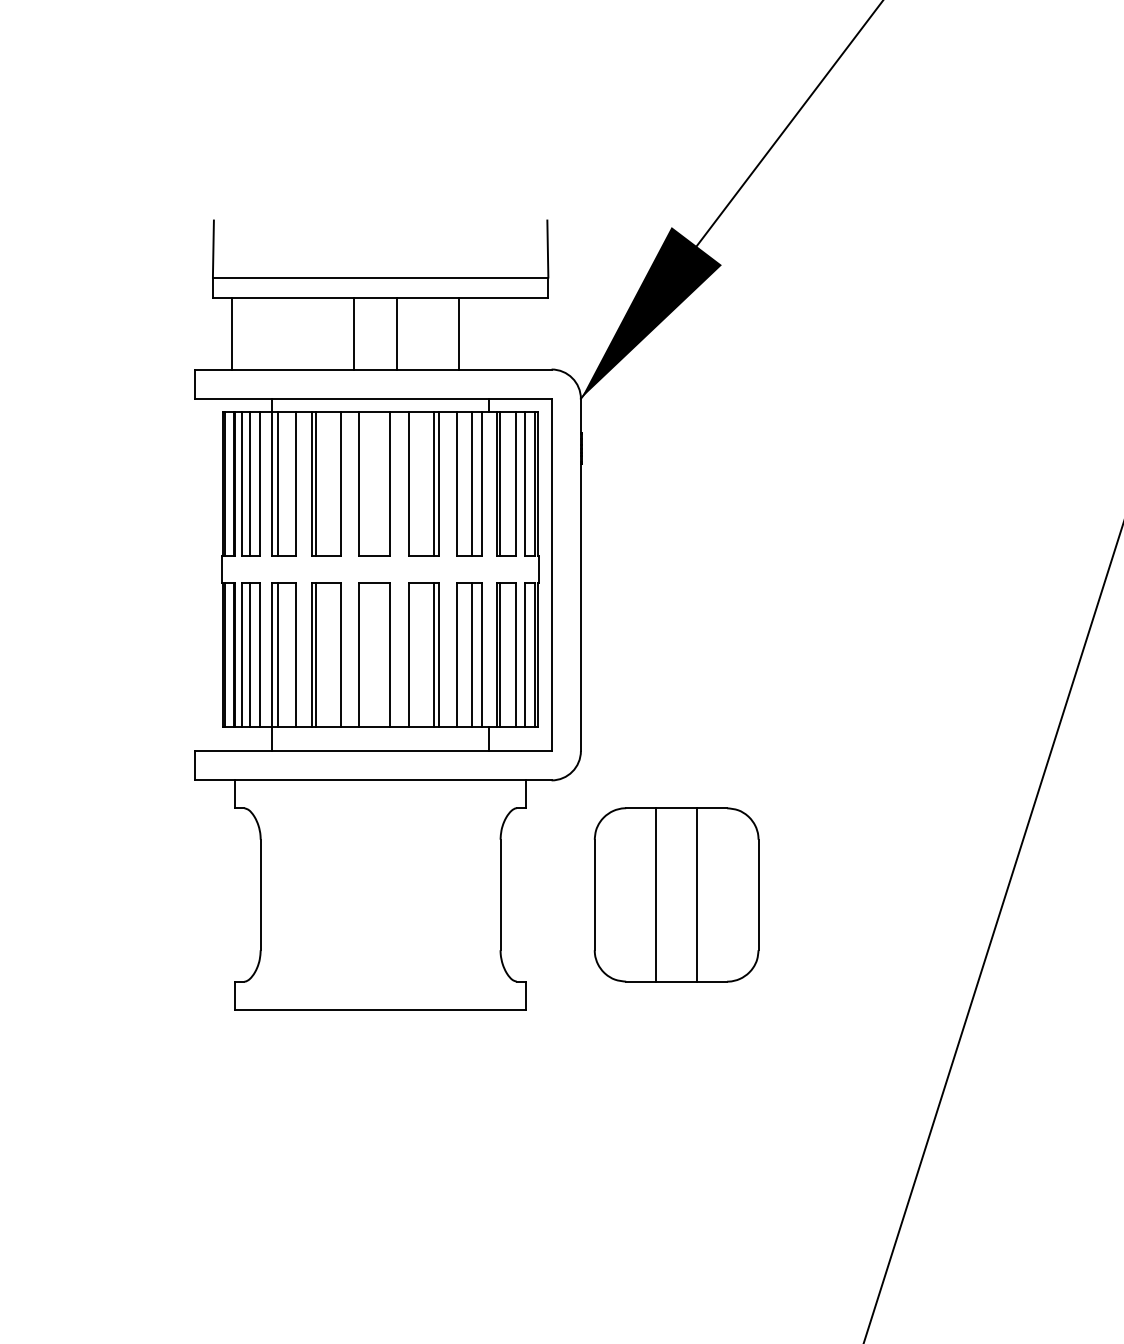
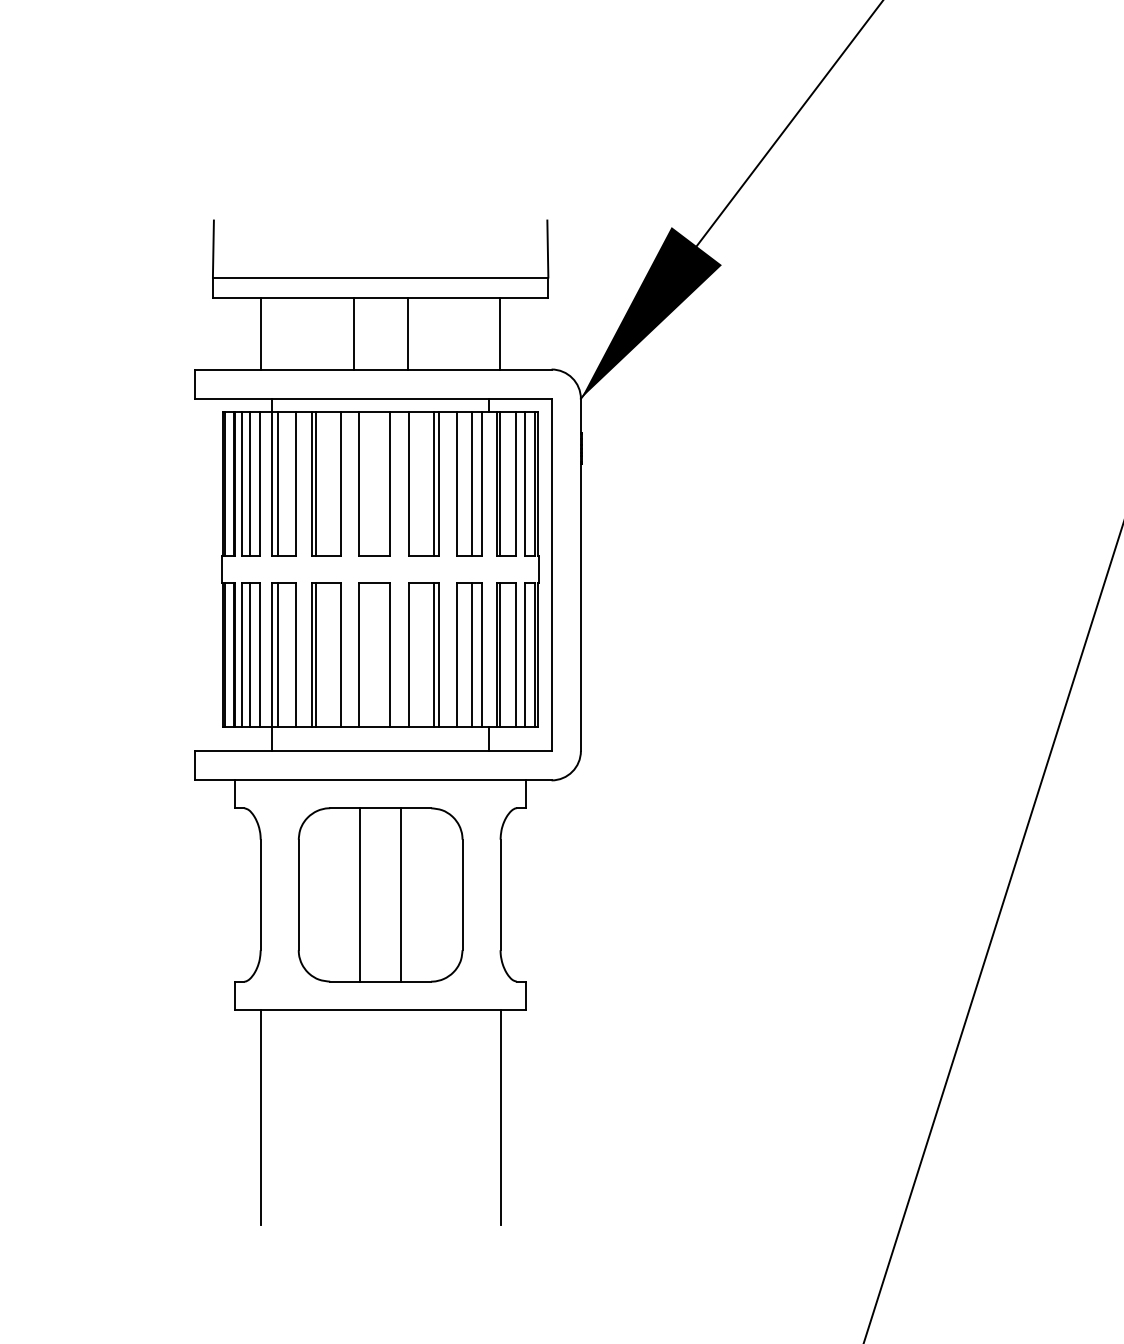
line position: (232, 333) -> (261, 333) (261, 333)
line position: (396, 333) -> (407, 333) (407, 333)
line position: (458, 333) -> (499, 333) (499, 333)
part position: (676, 894) -> (380, 894) (380, 894)
line: none -> present (260, 1117)
line: none -> present (500, 1117)
